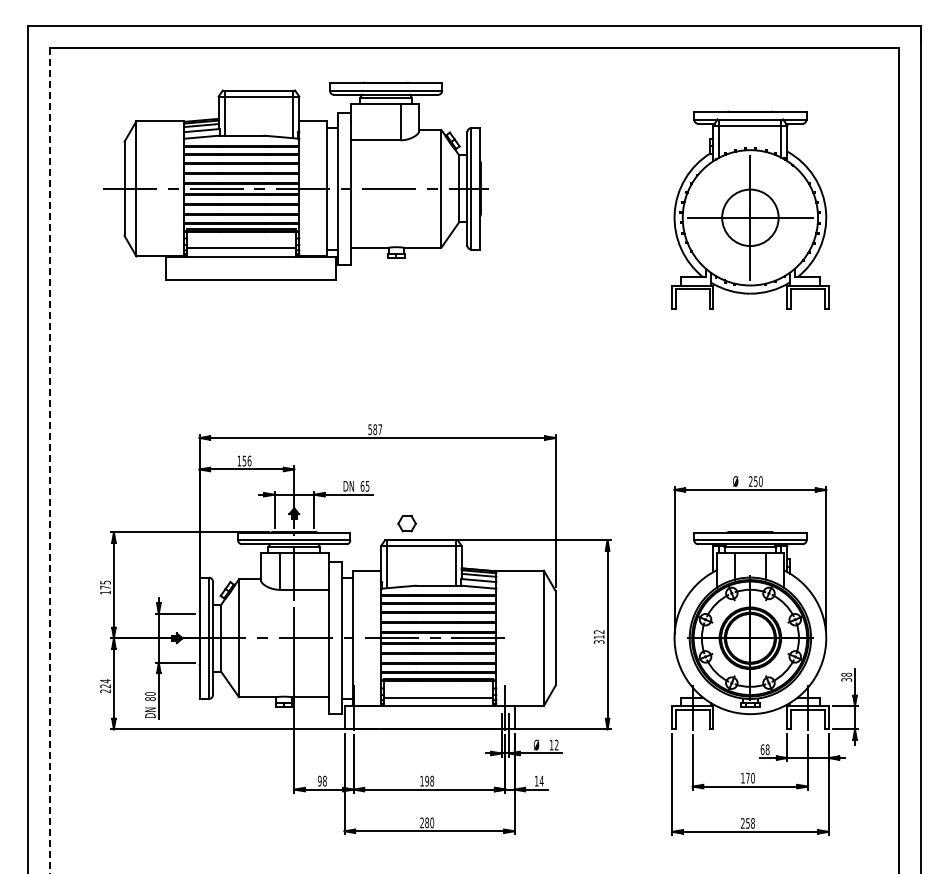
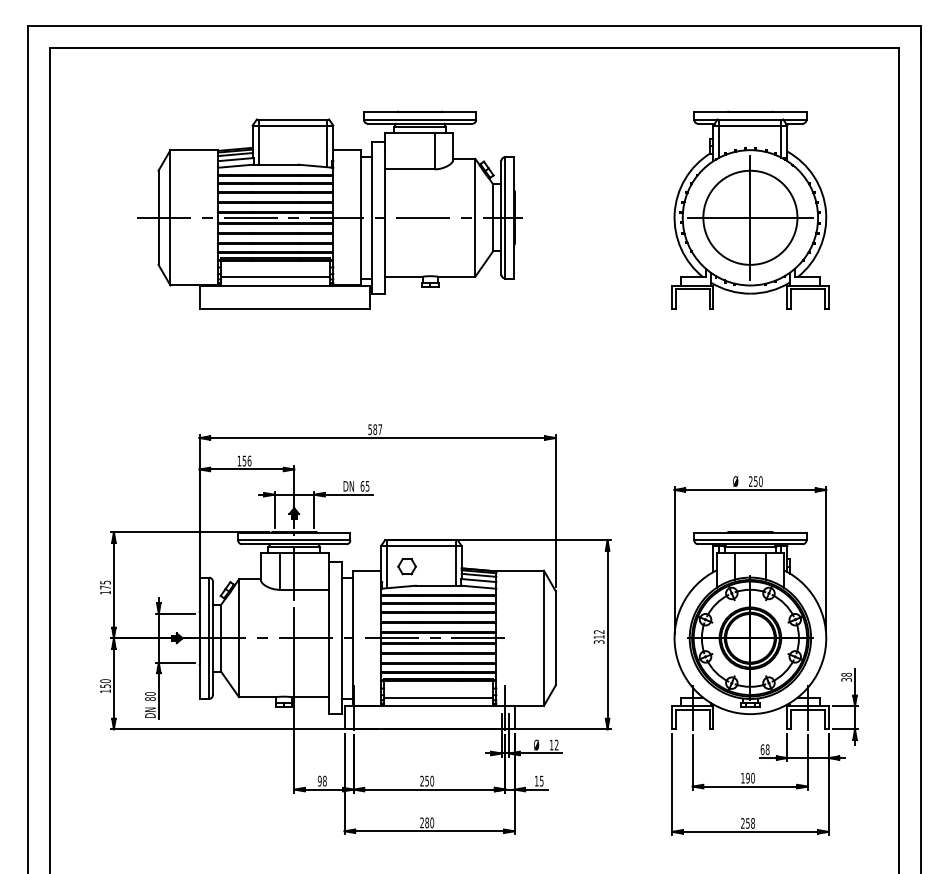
part position: (295, 180) -> (329, 209) (329, 209)
circle diameter: 56 px -> 94 px (750, 217)
line: dashed -> solid (49, 460)
part position: (406, 523) -> (406, 566) (406, 566)
text: 224 -> 150 (105, 686)
text: 170 -> 190 (747, 778)
text: 198 -> 250 (427, 780)
text: 14 -> 15 (541, 780)
